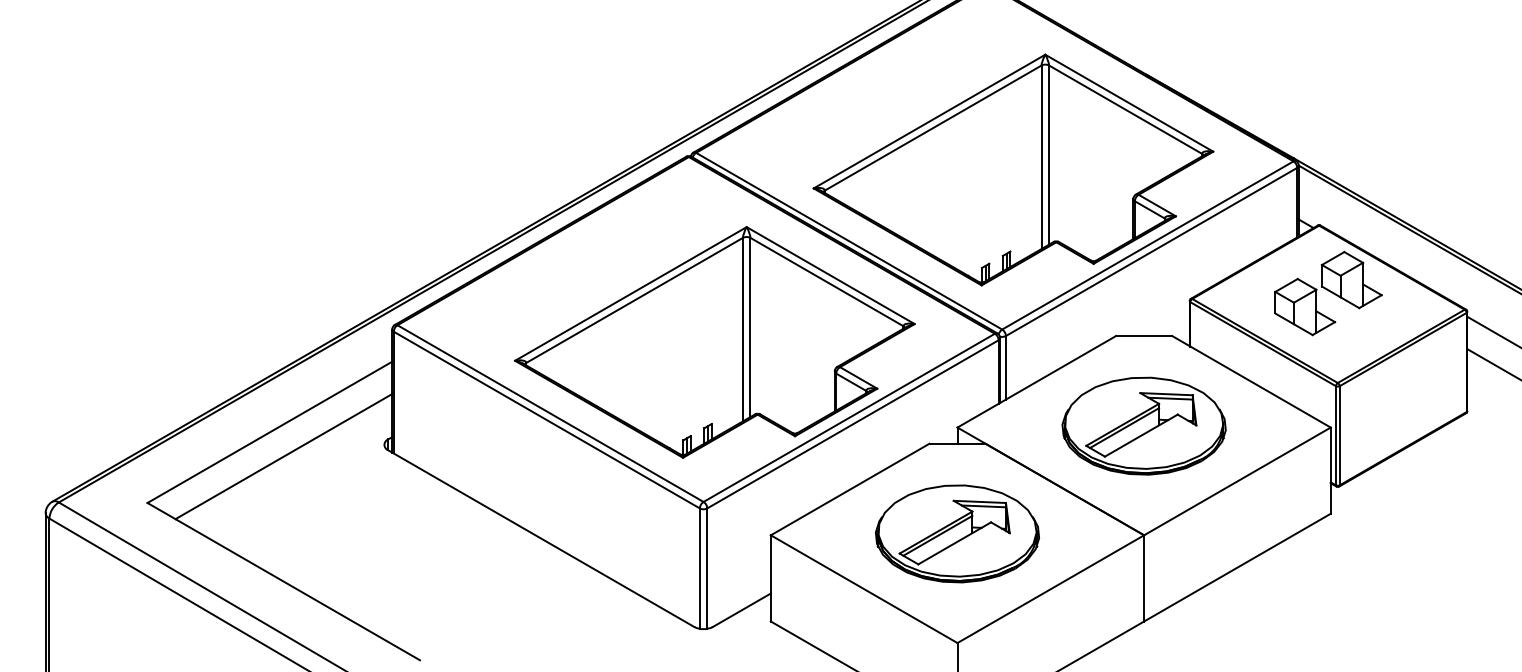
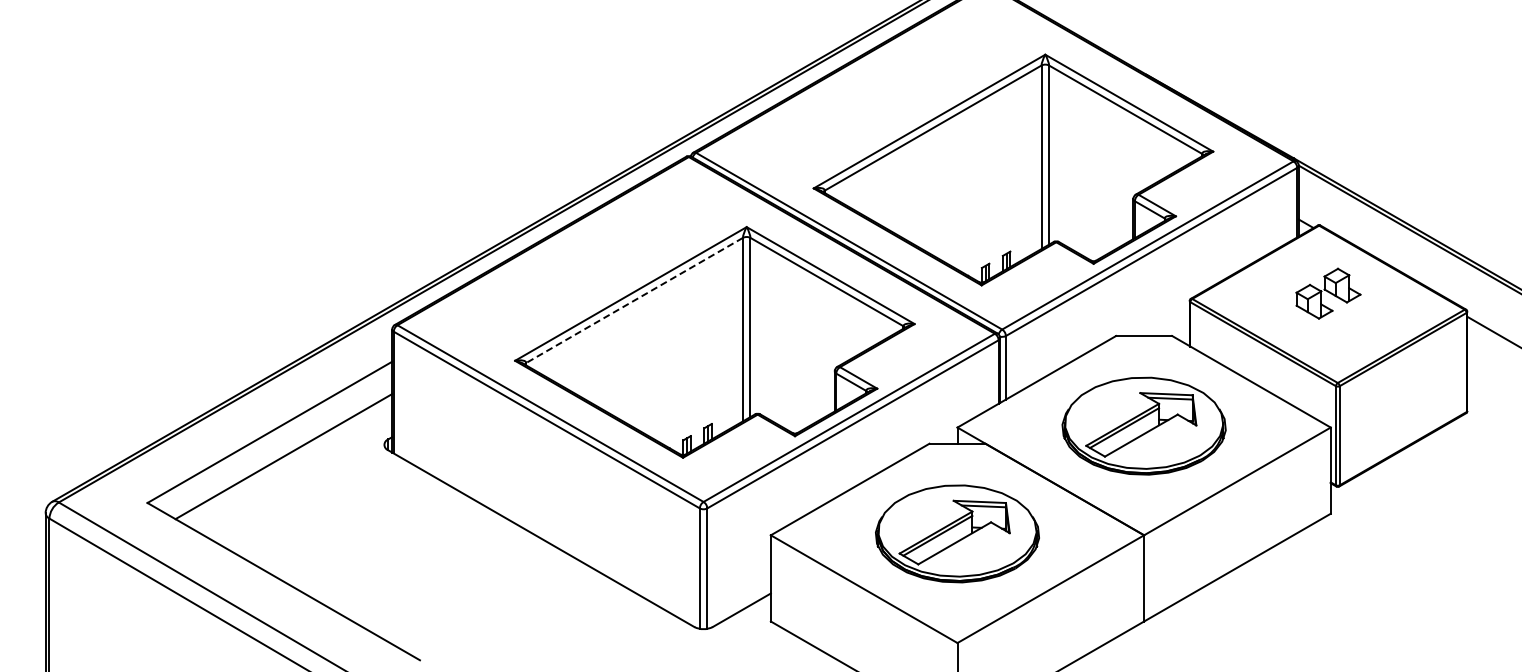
part size: 109x86 px -> 67x53 px (1328, 293)
line: solid -> dashed (634, 300)
line: present -> none (1492, 363)
